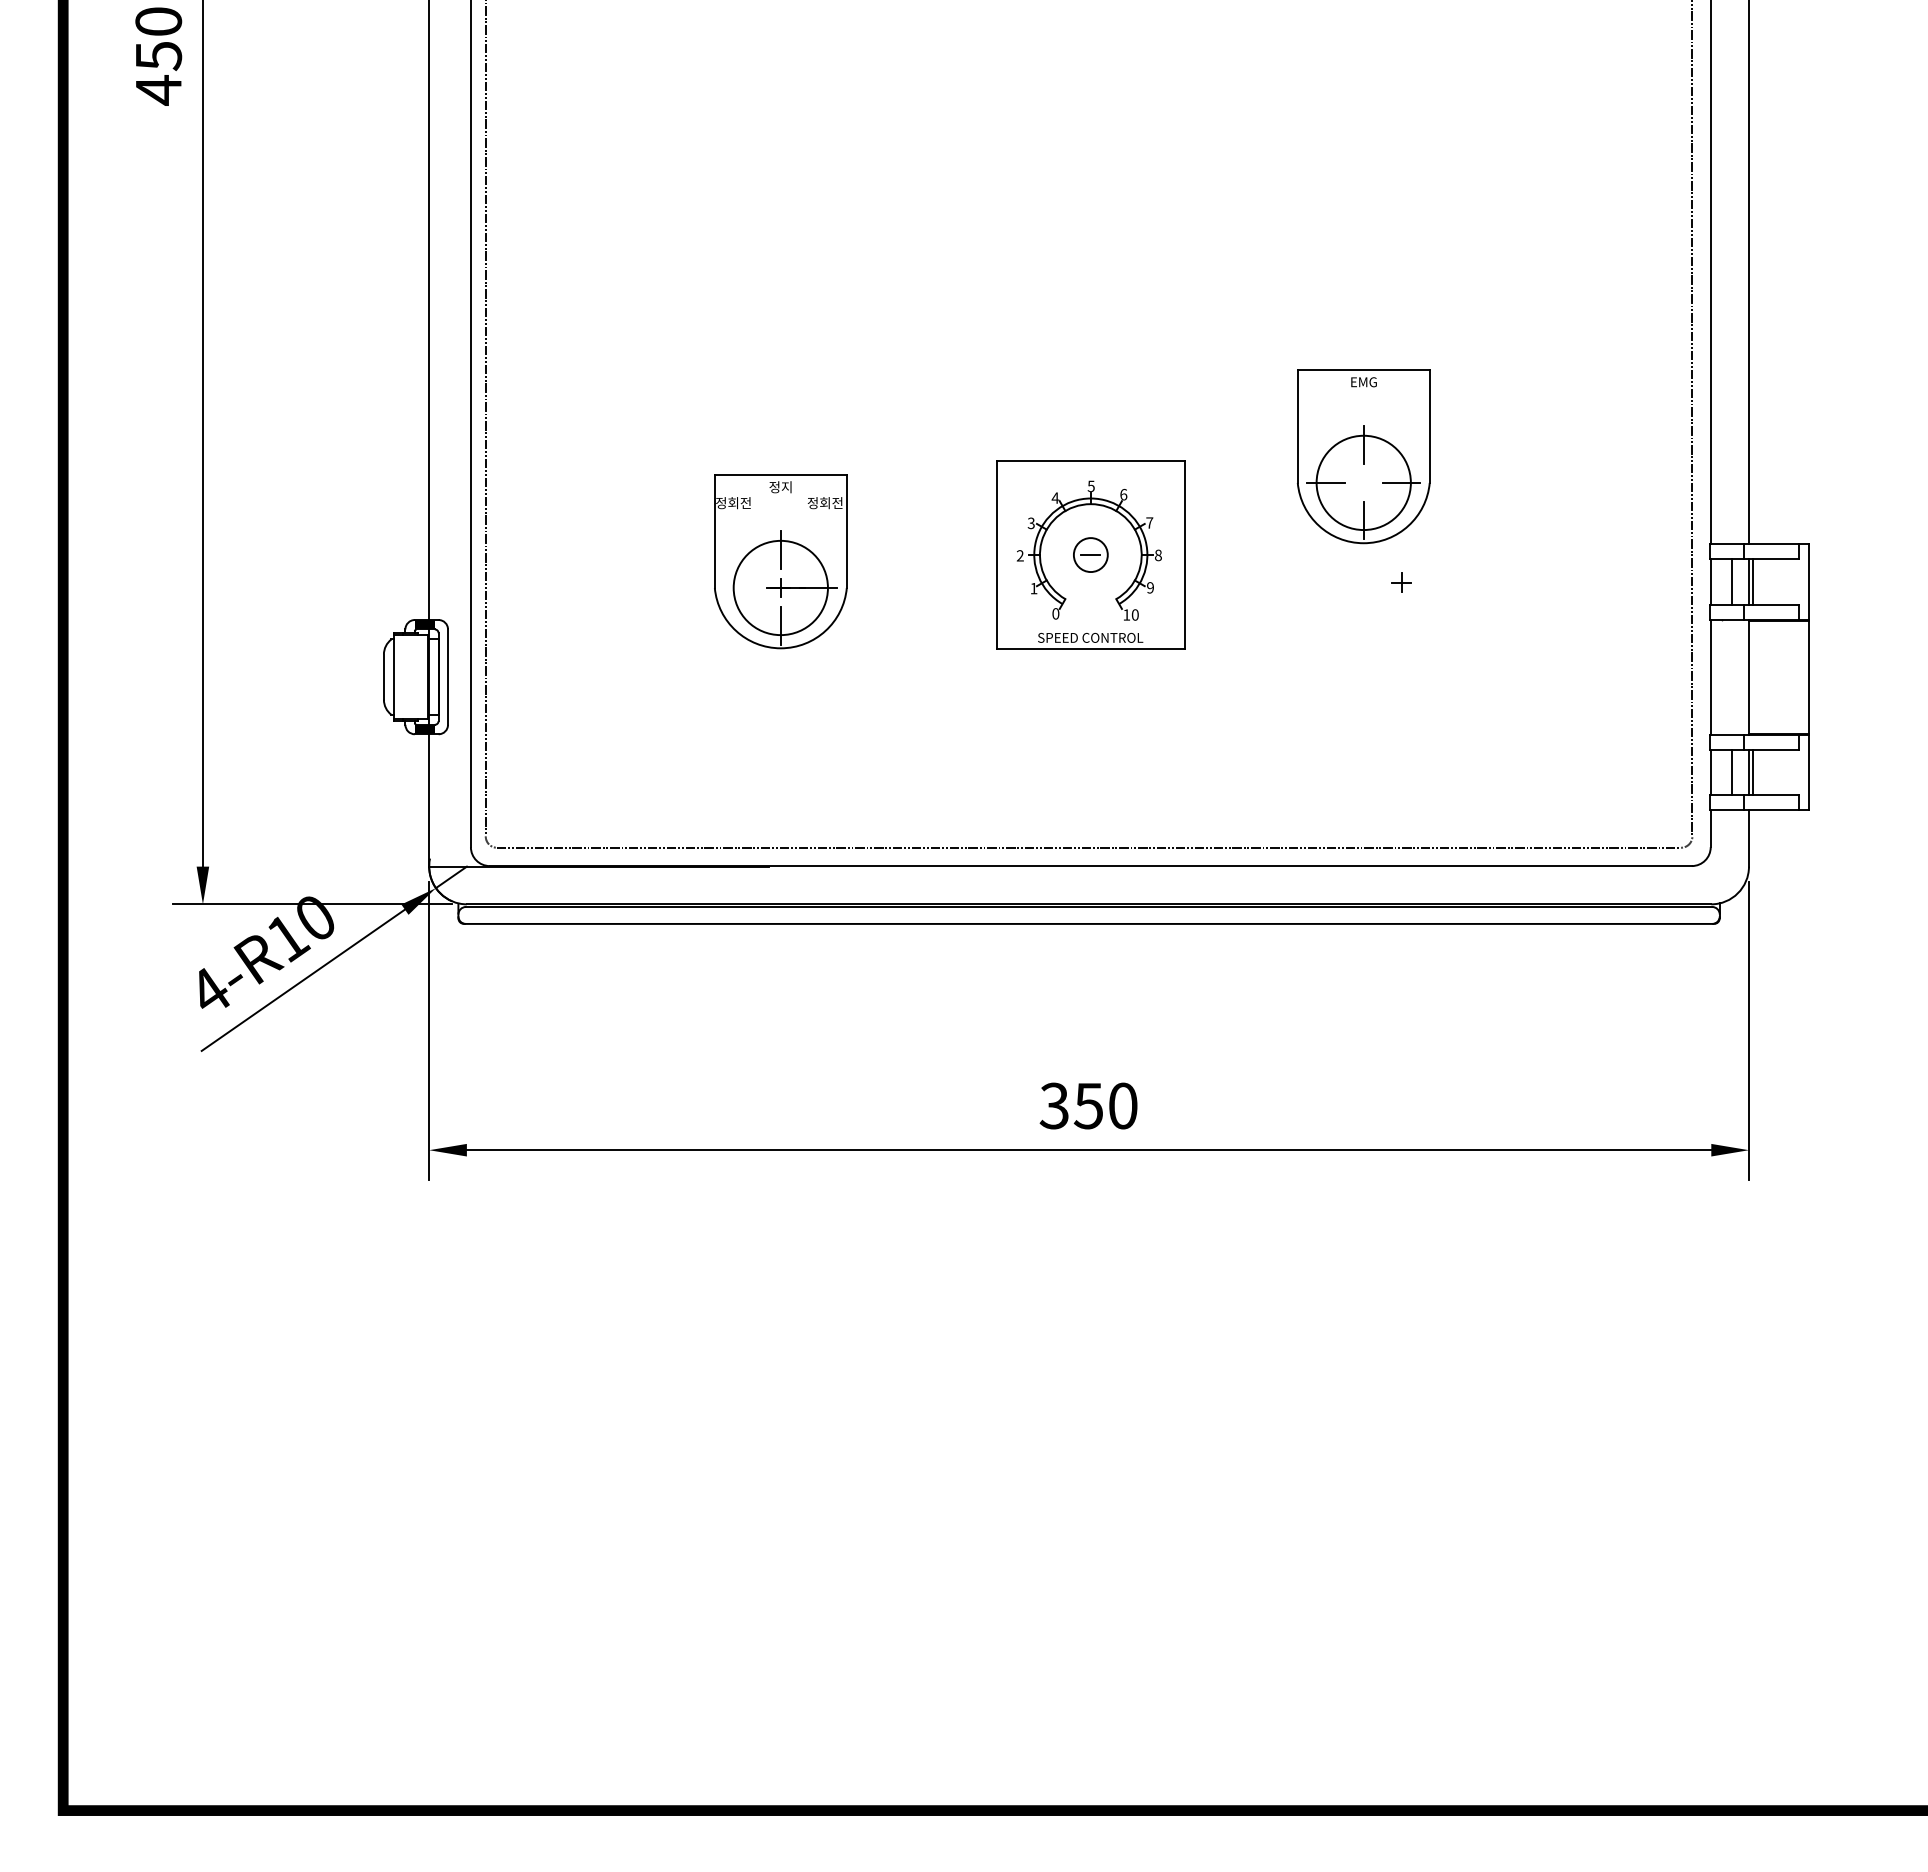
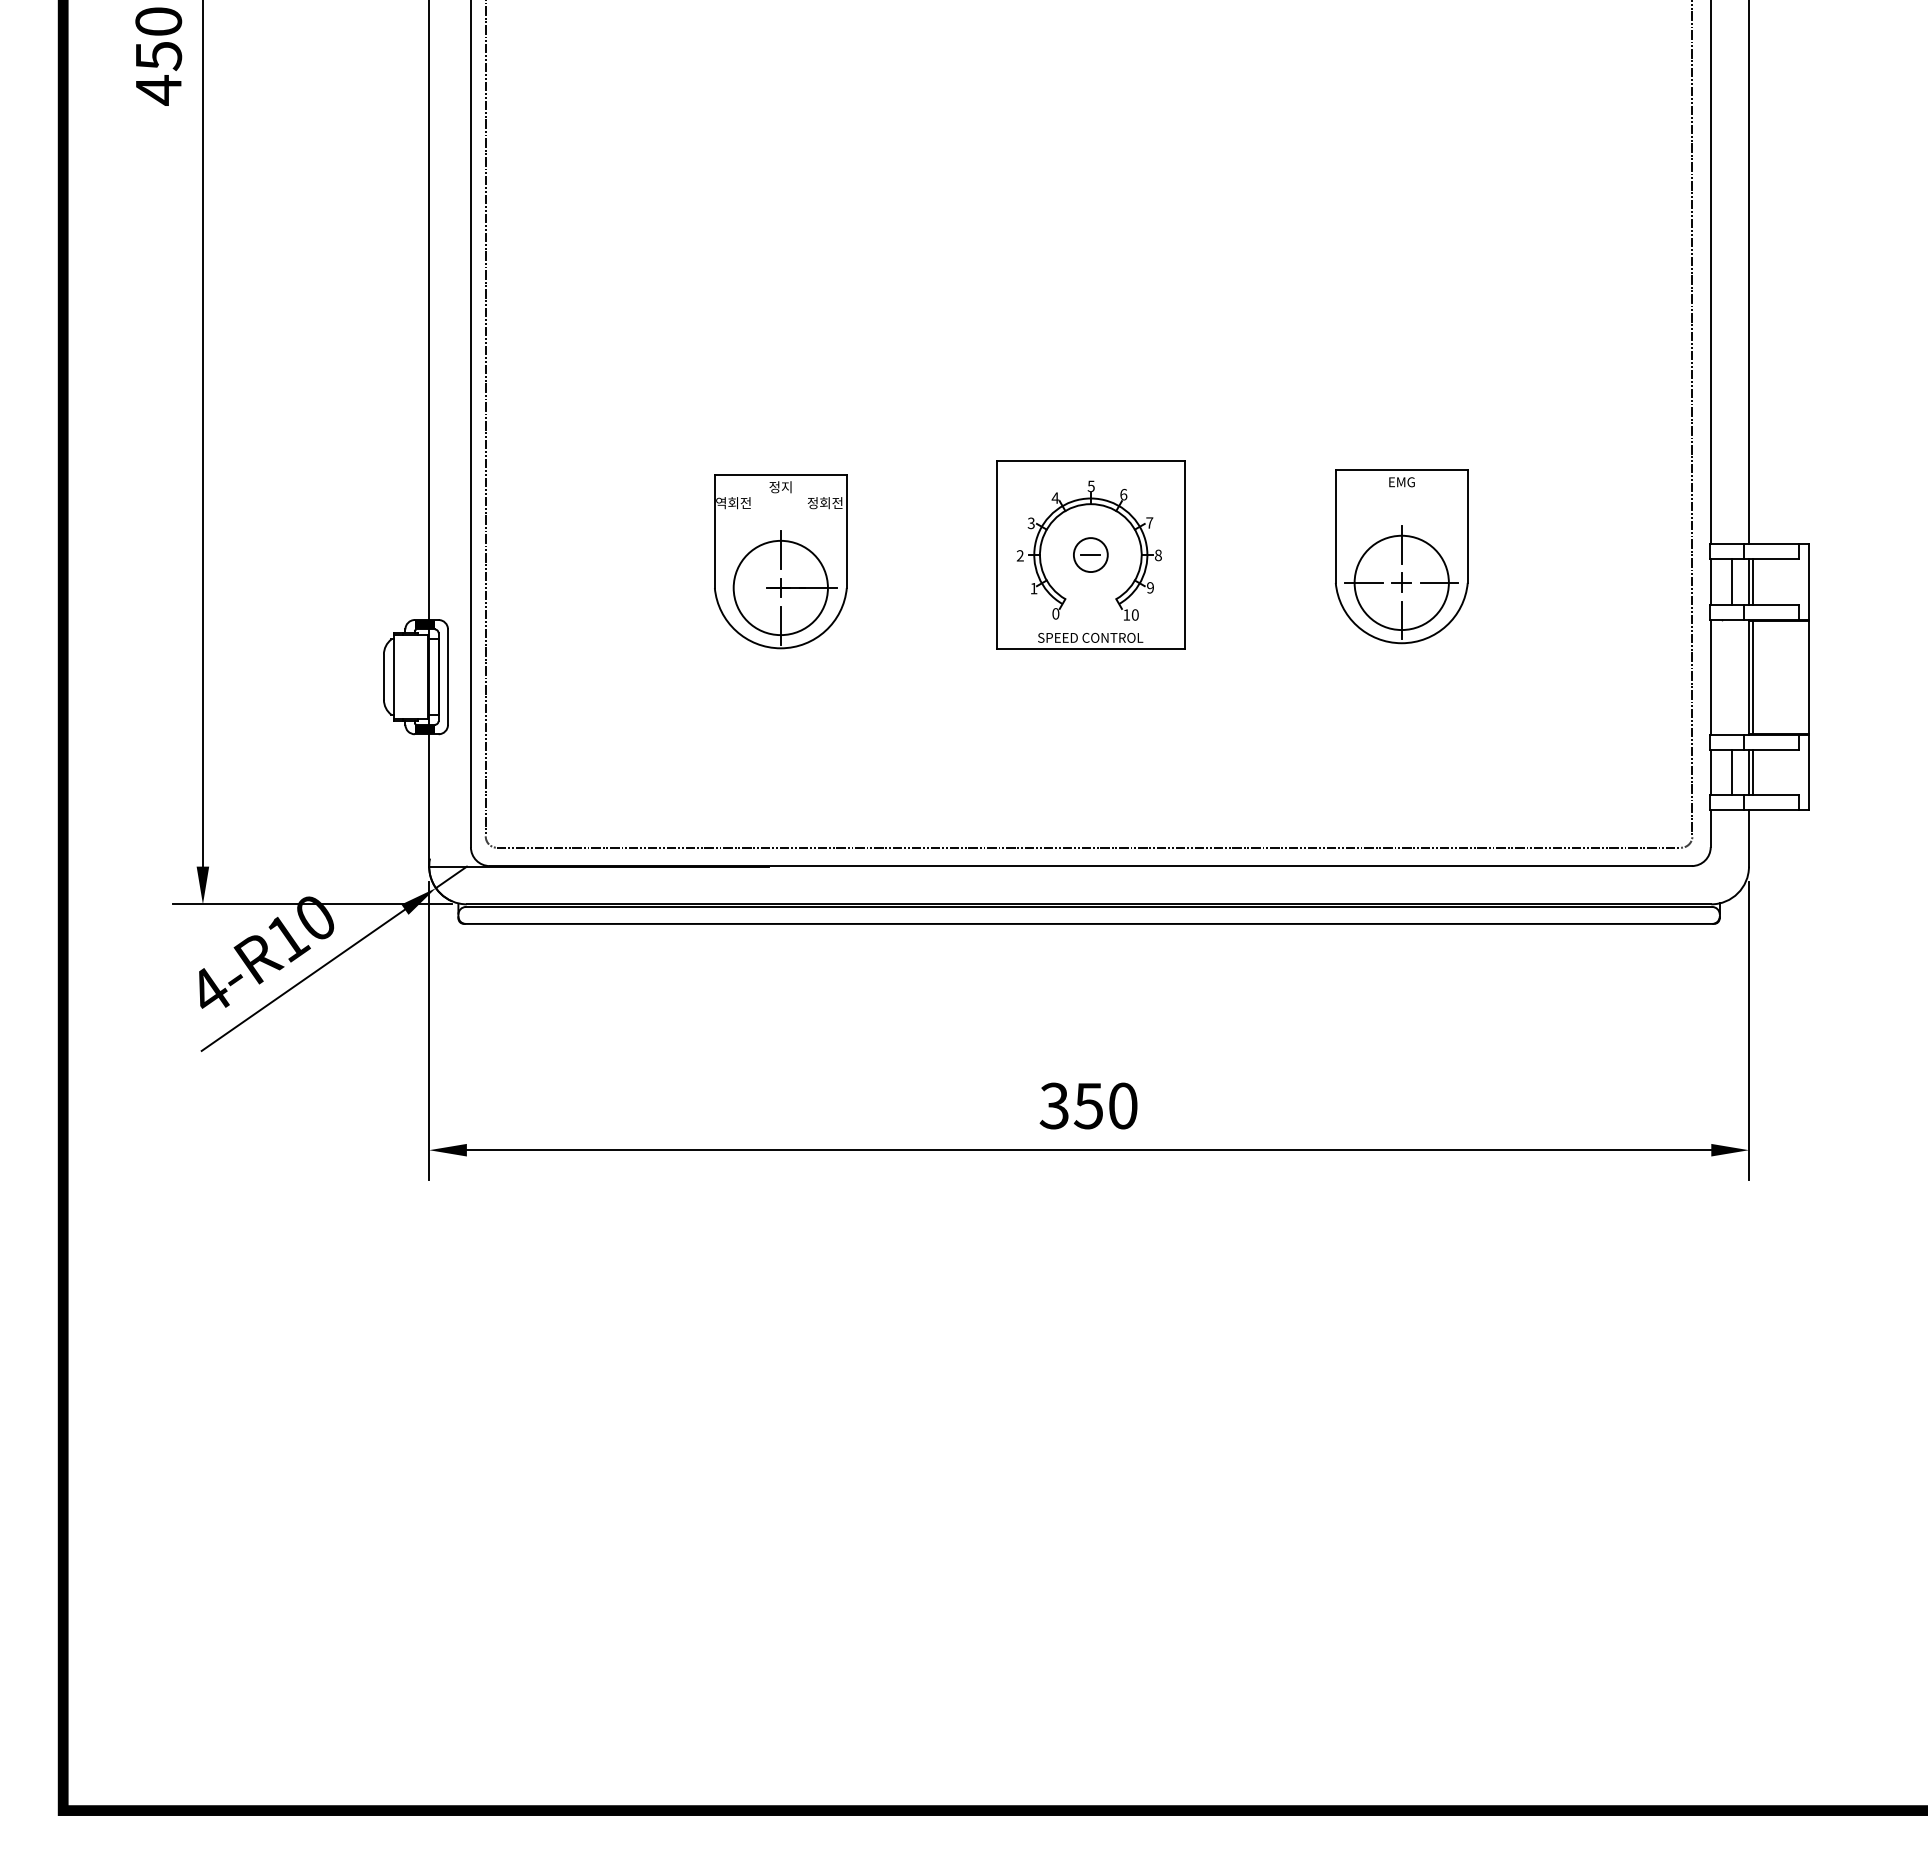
part position: (1363, 456) -> (1401, 556) (1401, 556)
text: 정회전 -> 역회전 (720, 503)
line: none -> present (1752, 676)
